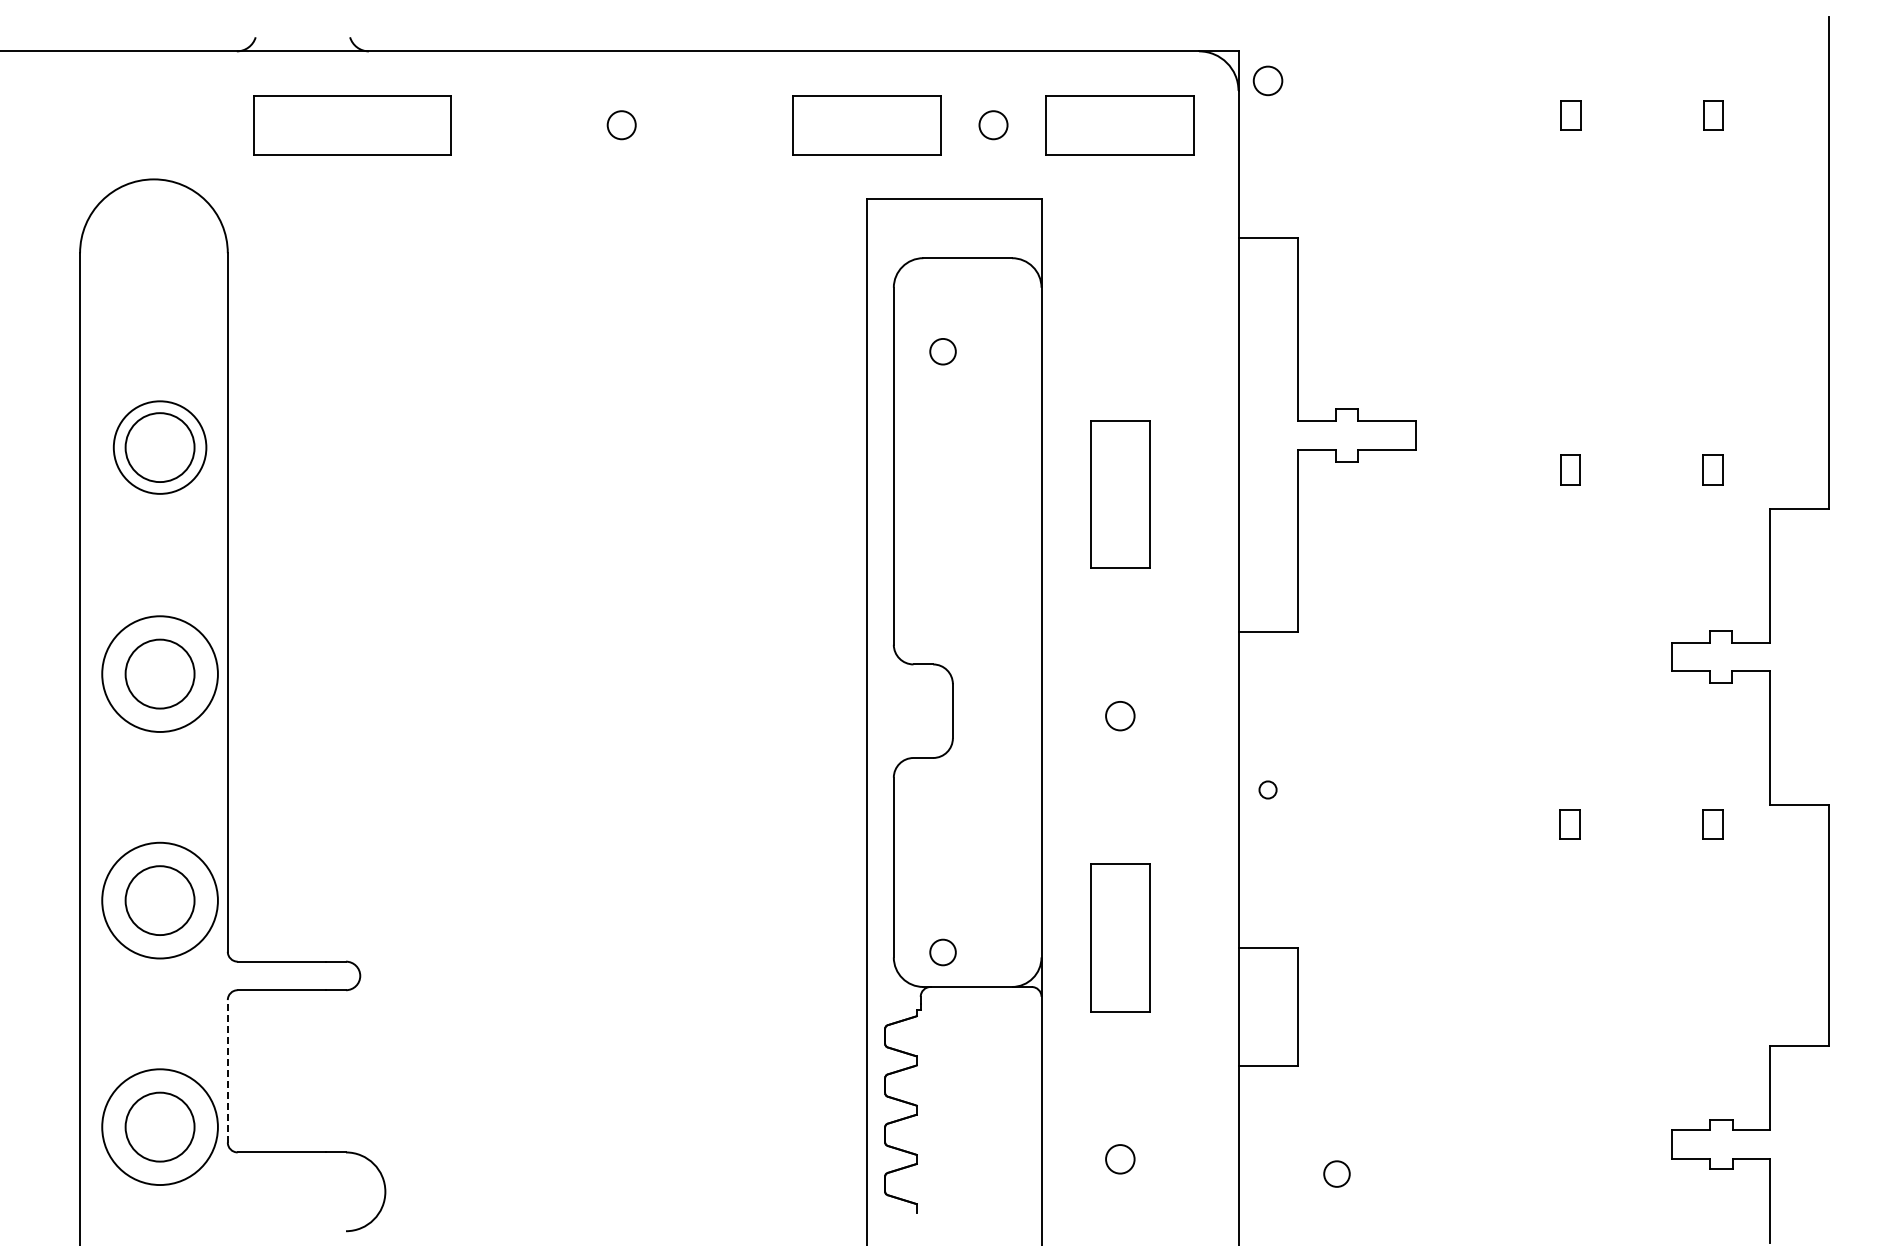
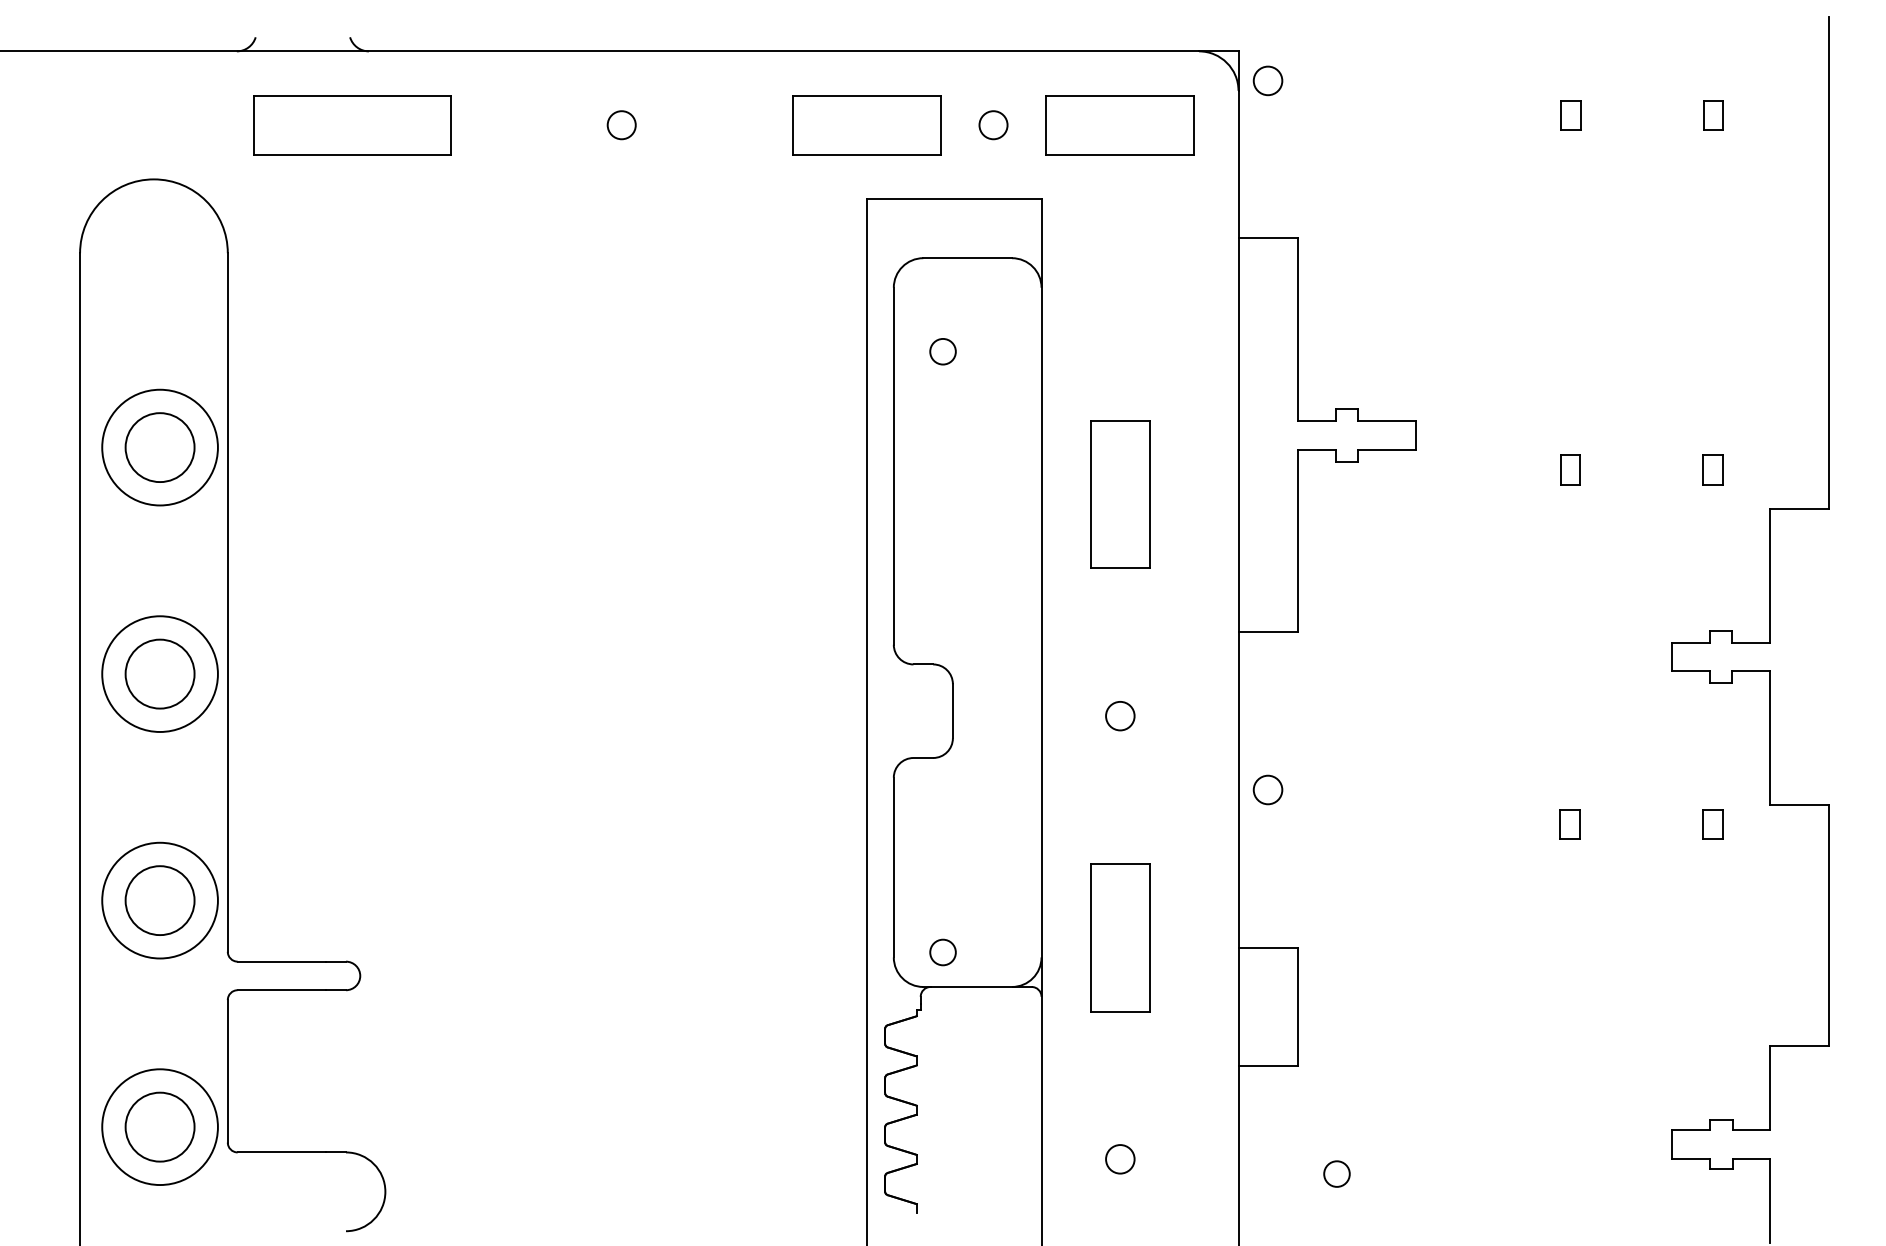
circle diameter: 93 px -> 116 px (159, 447)
circle diameter: 17 px -> 29 px (1267, 789)
line: dashed -> solid (227, 1070)
